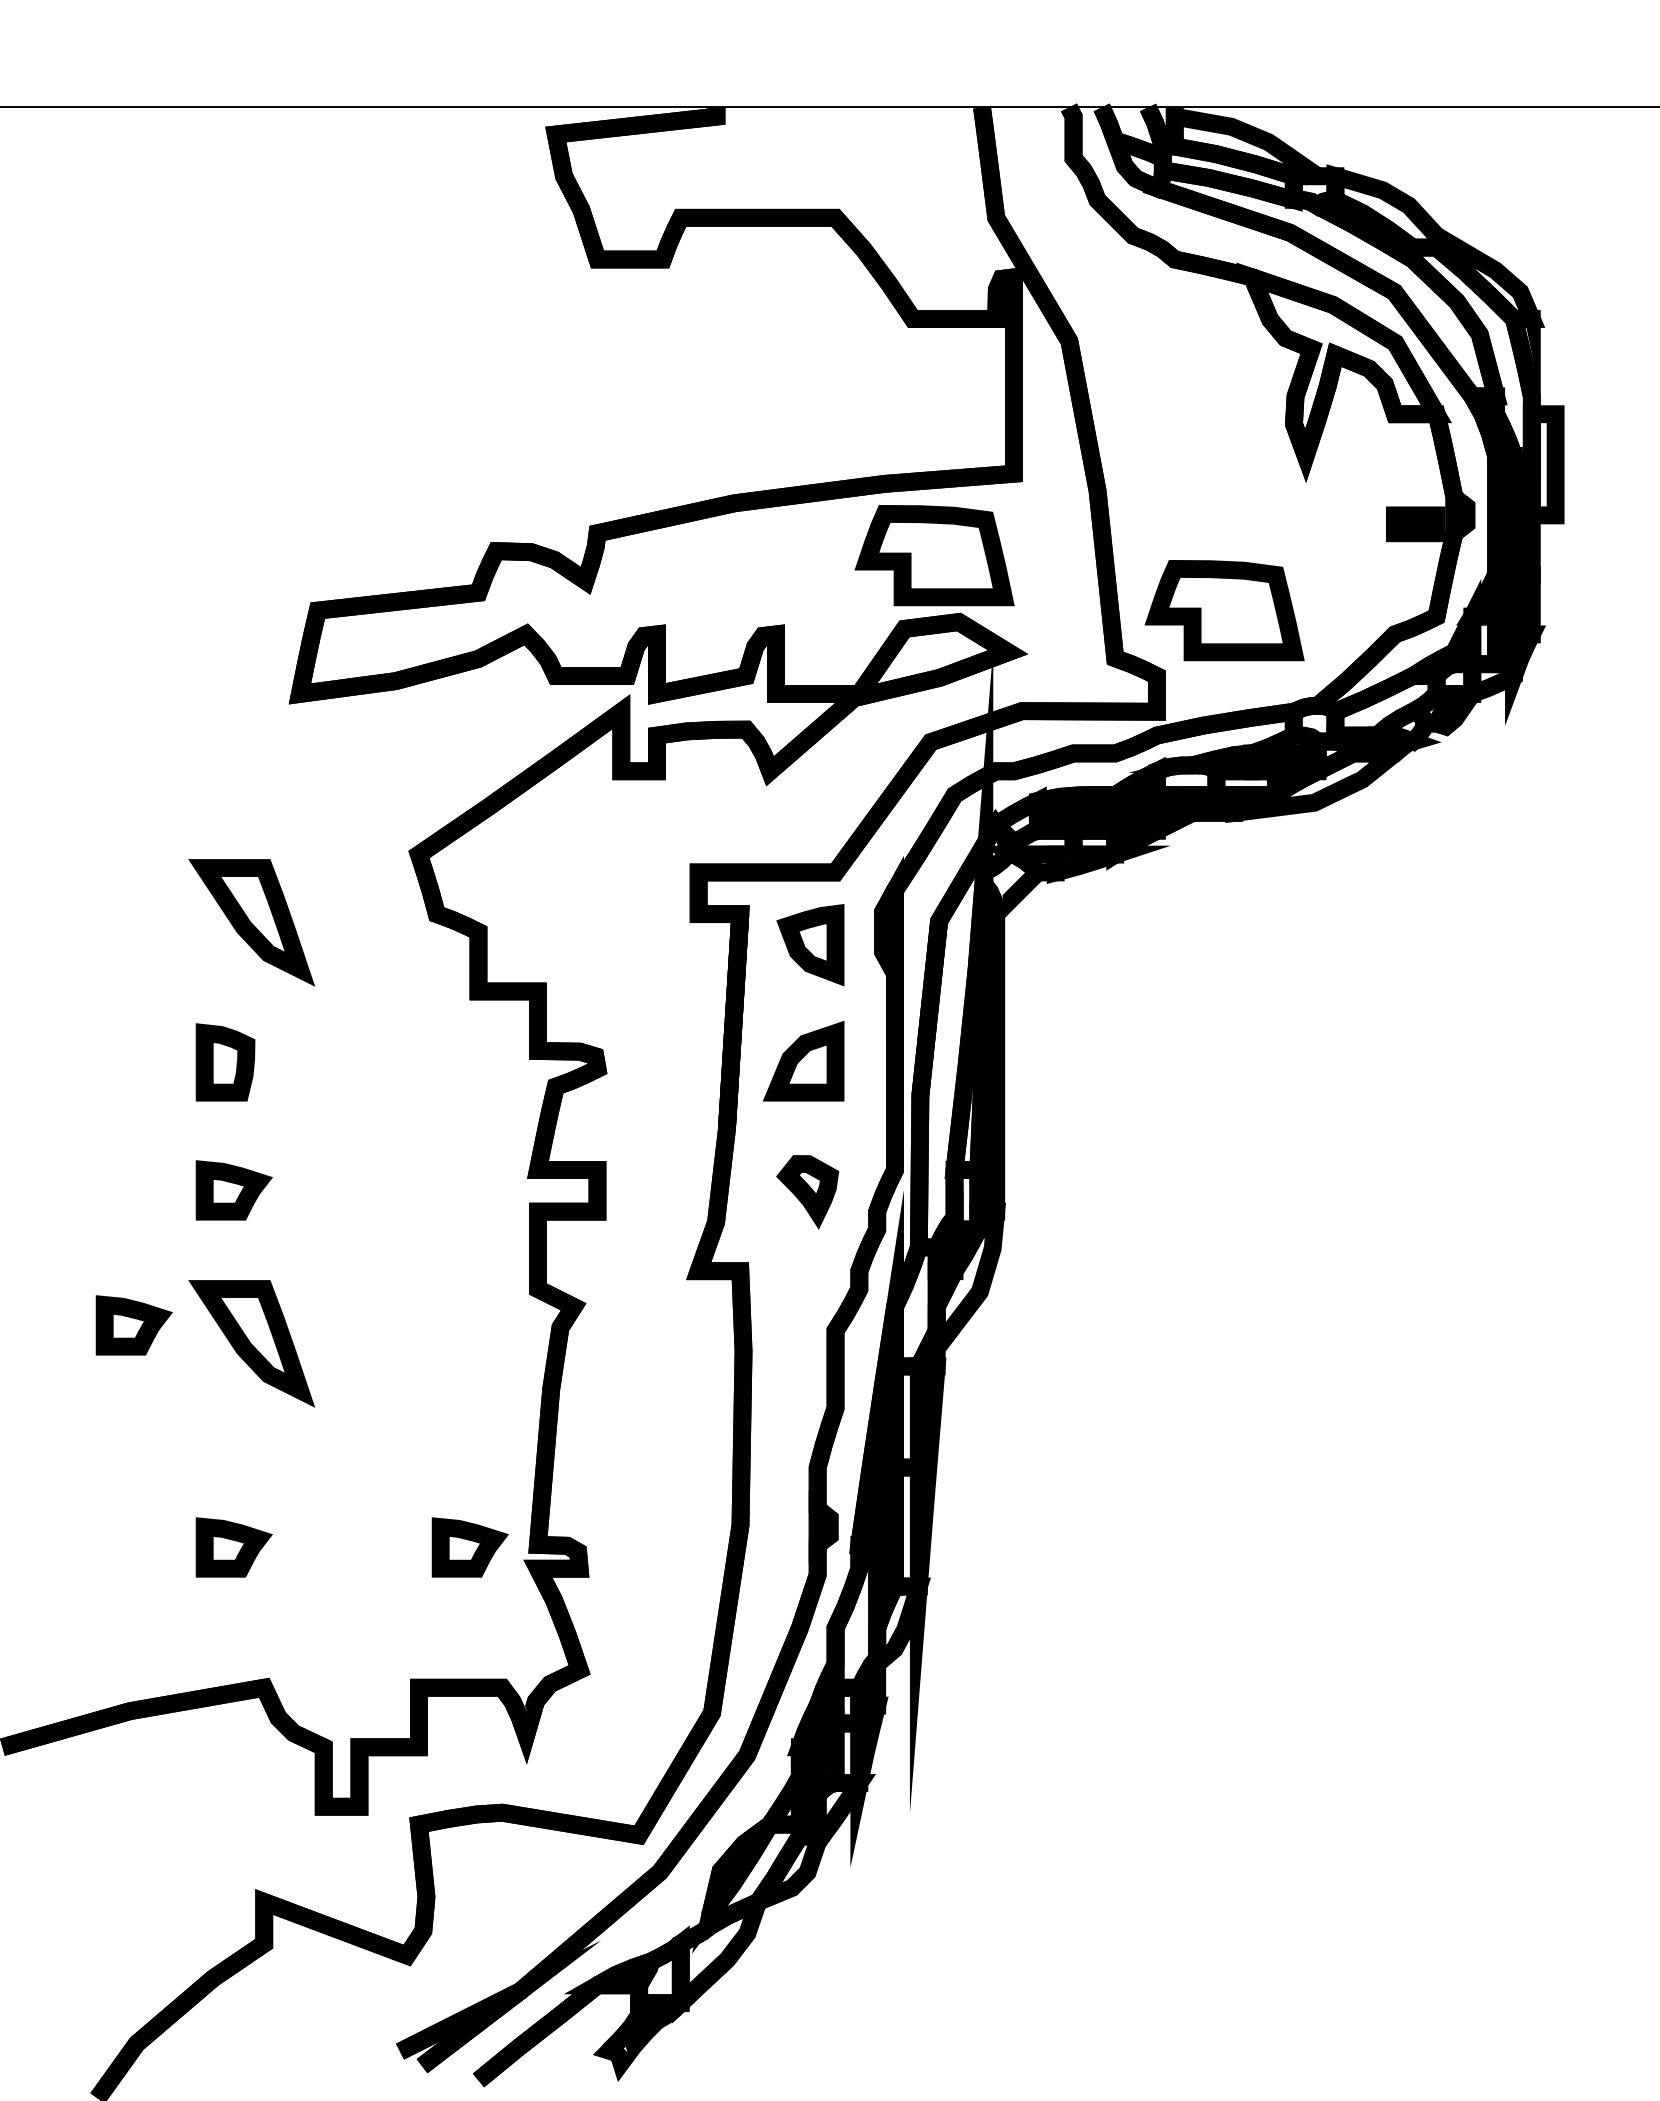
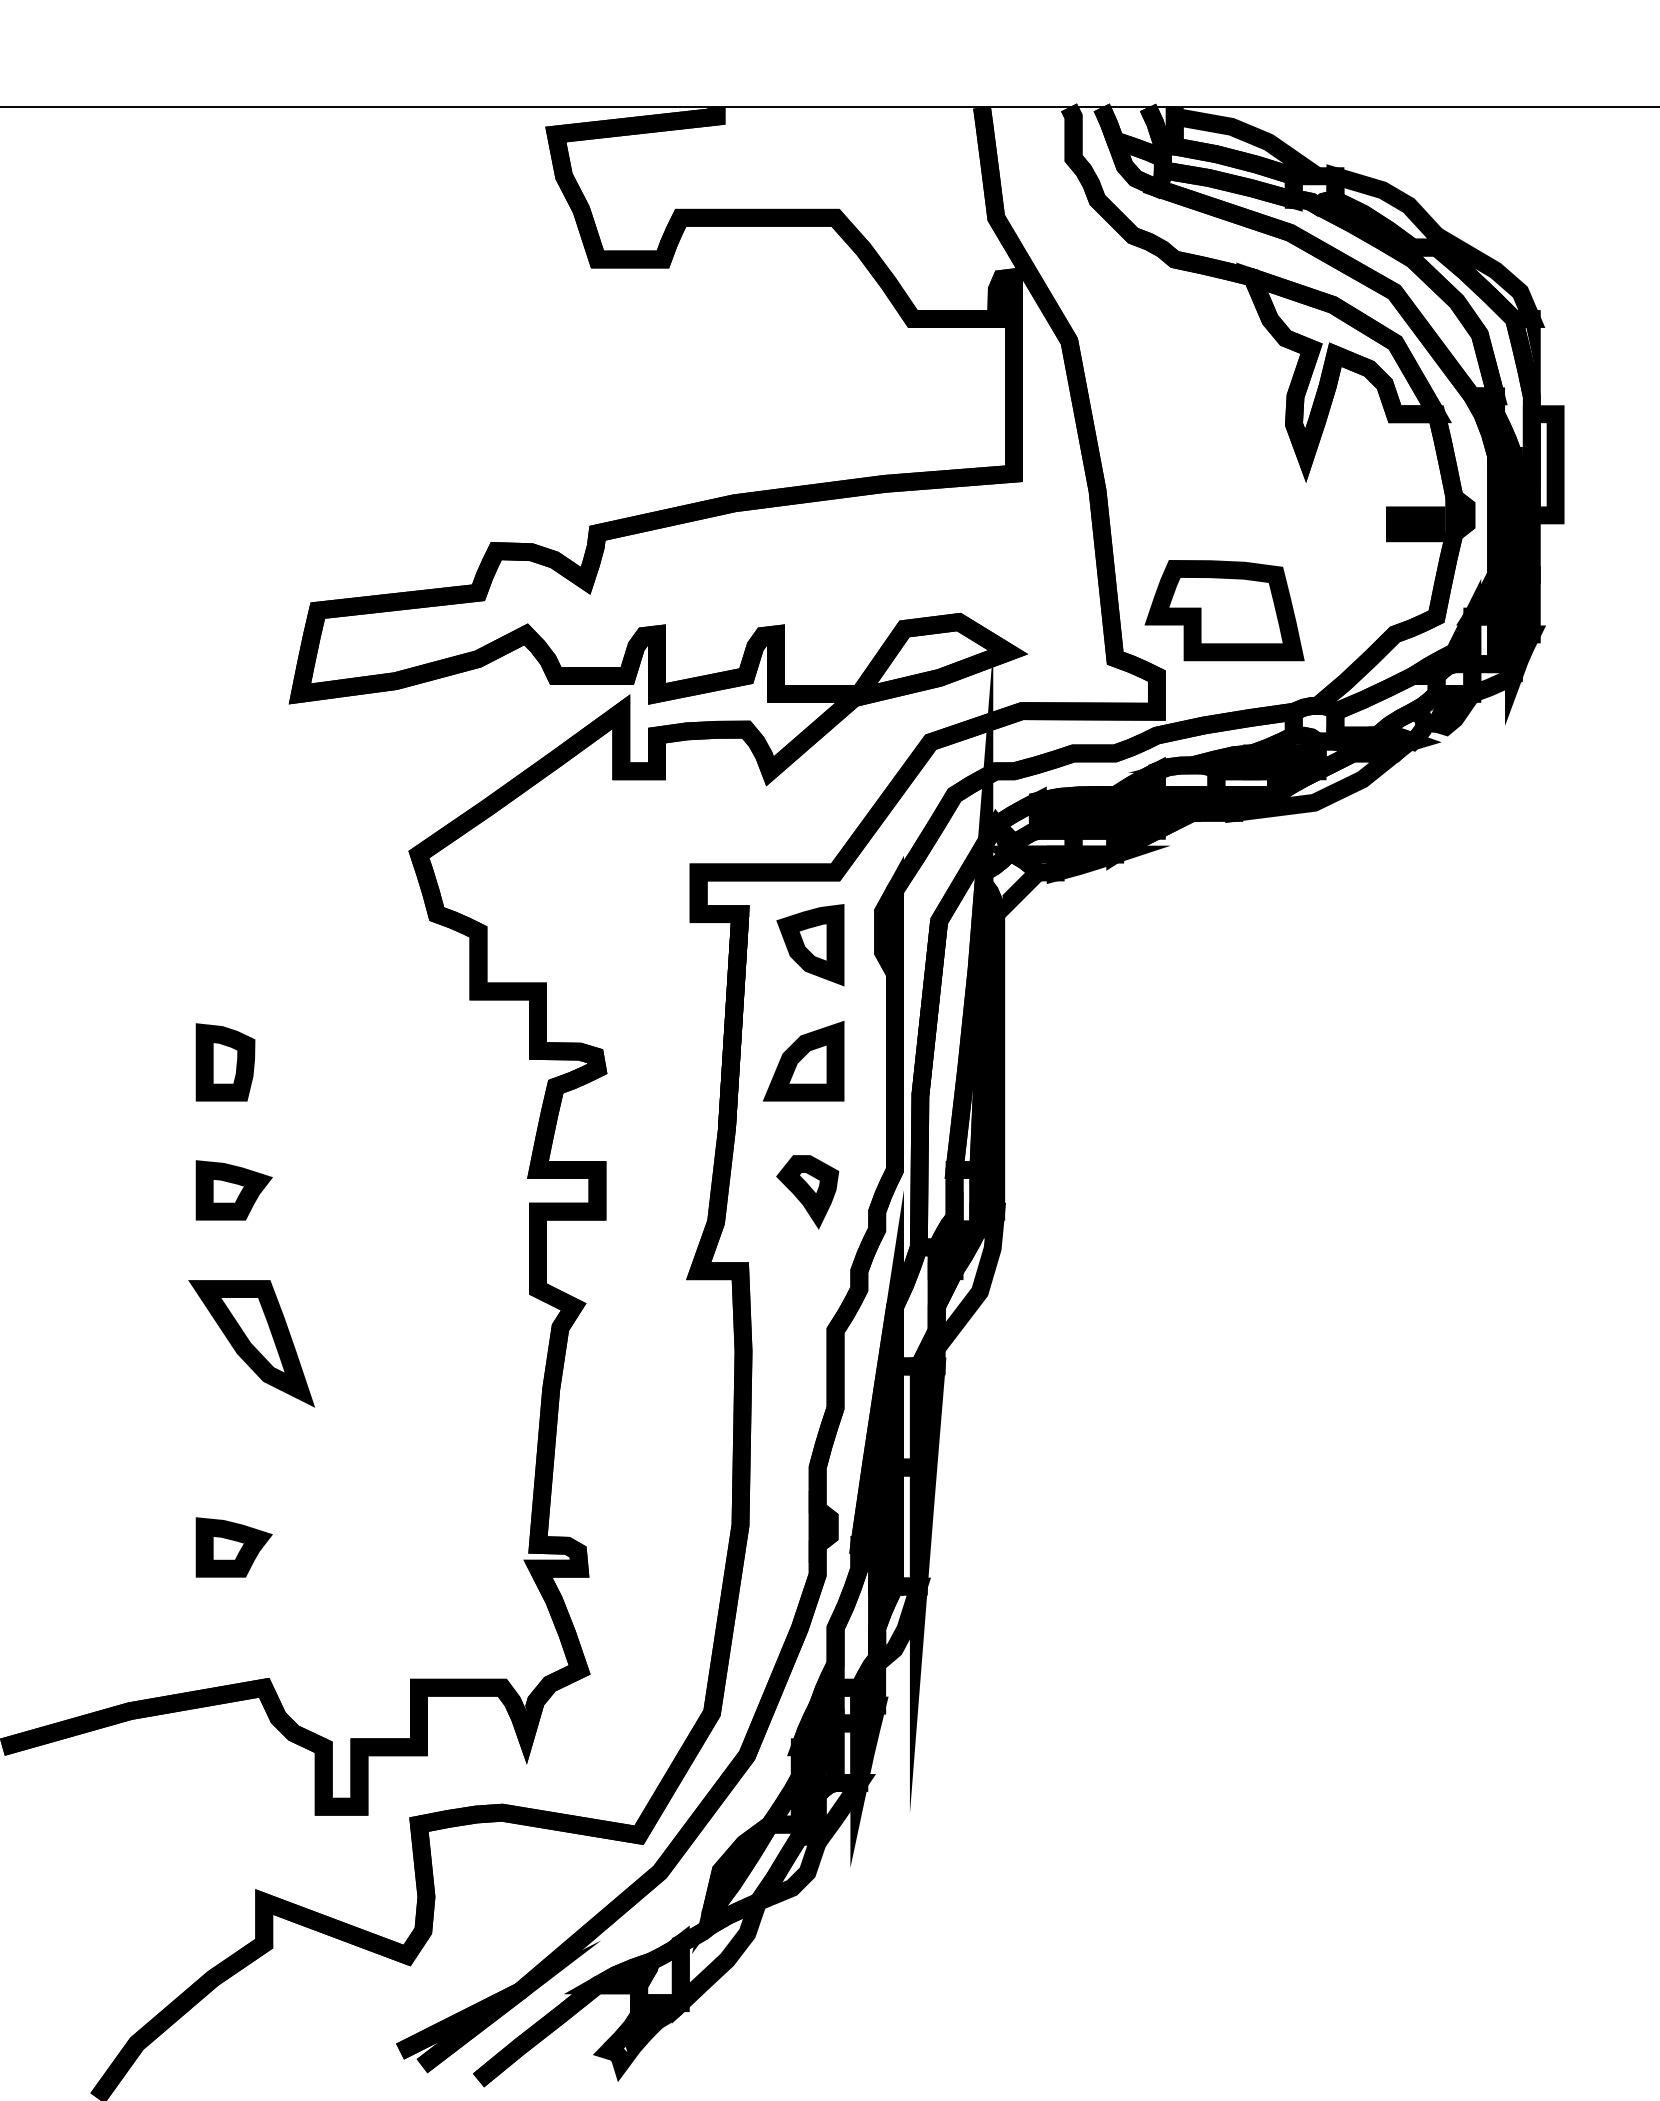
part: present -> none (934, 555)
part: present -> none (251, 922)
part: present -> none (133, 1325)
part: present -> none (469, 1547)
